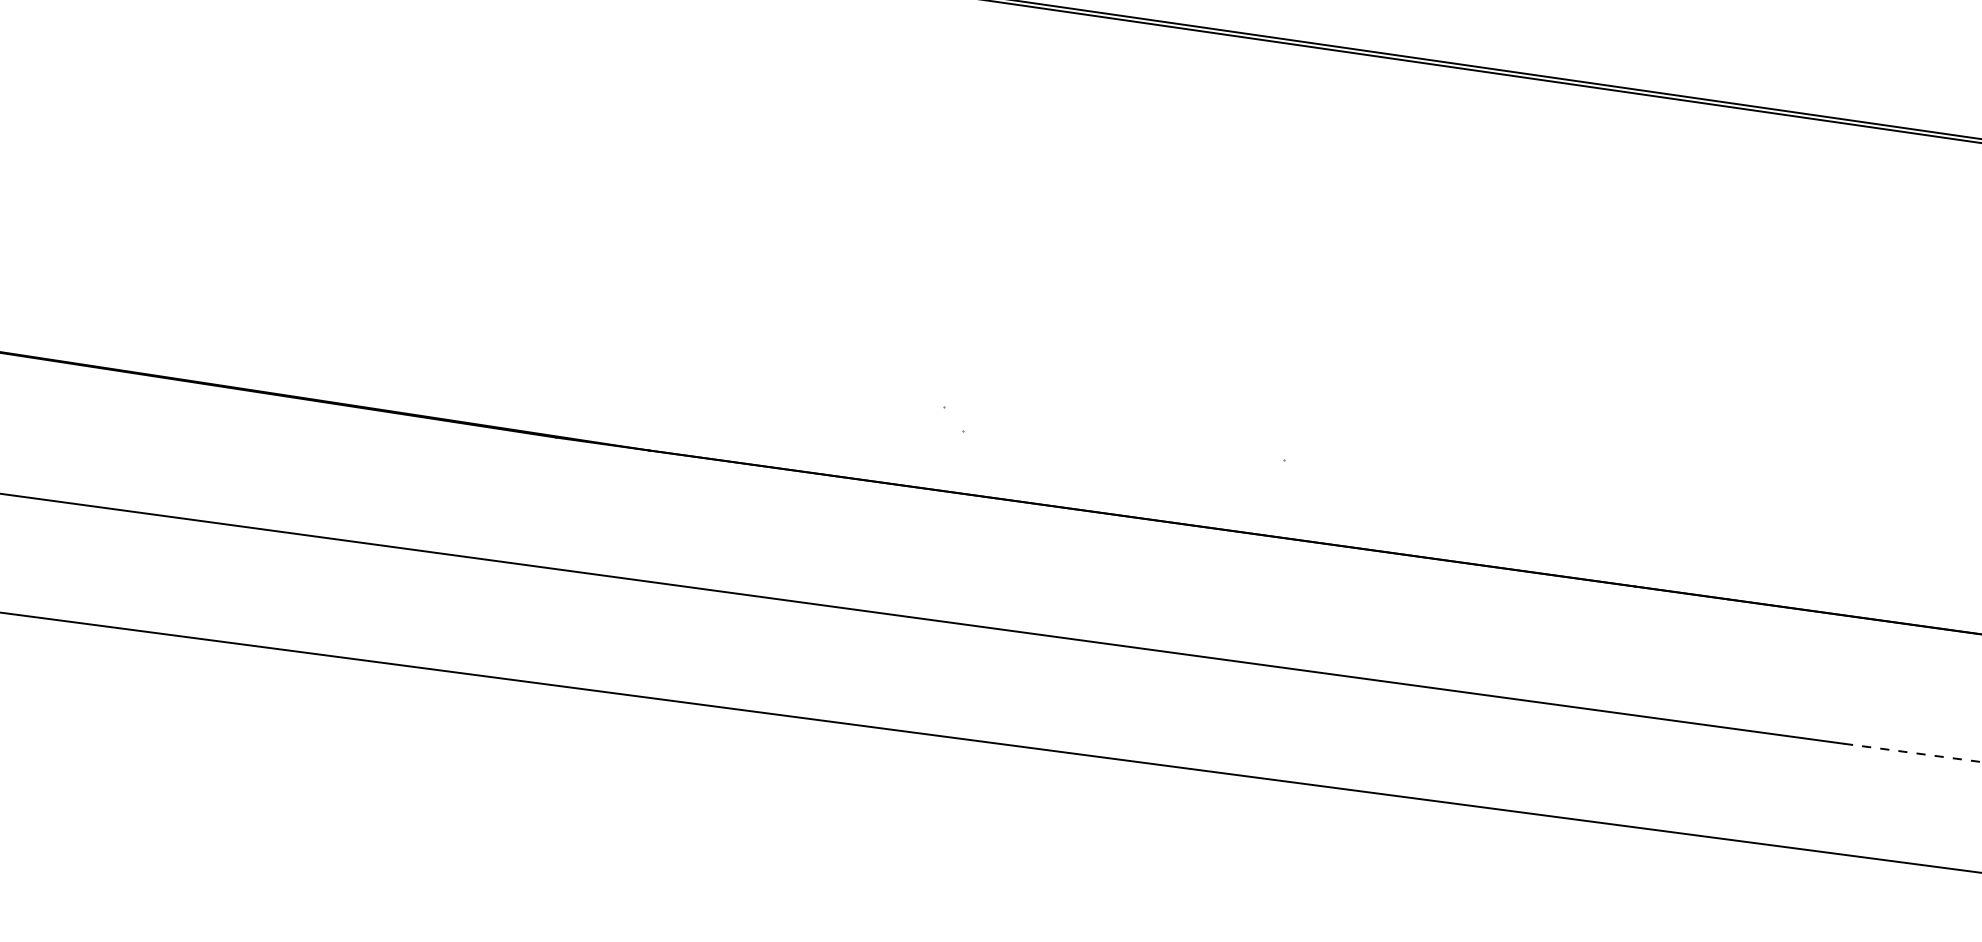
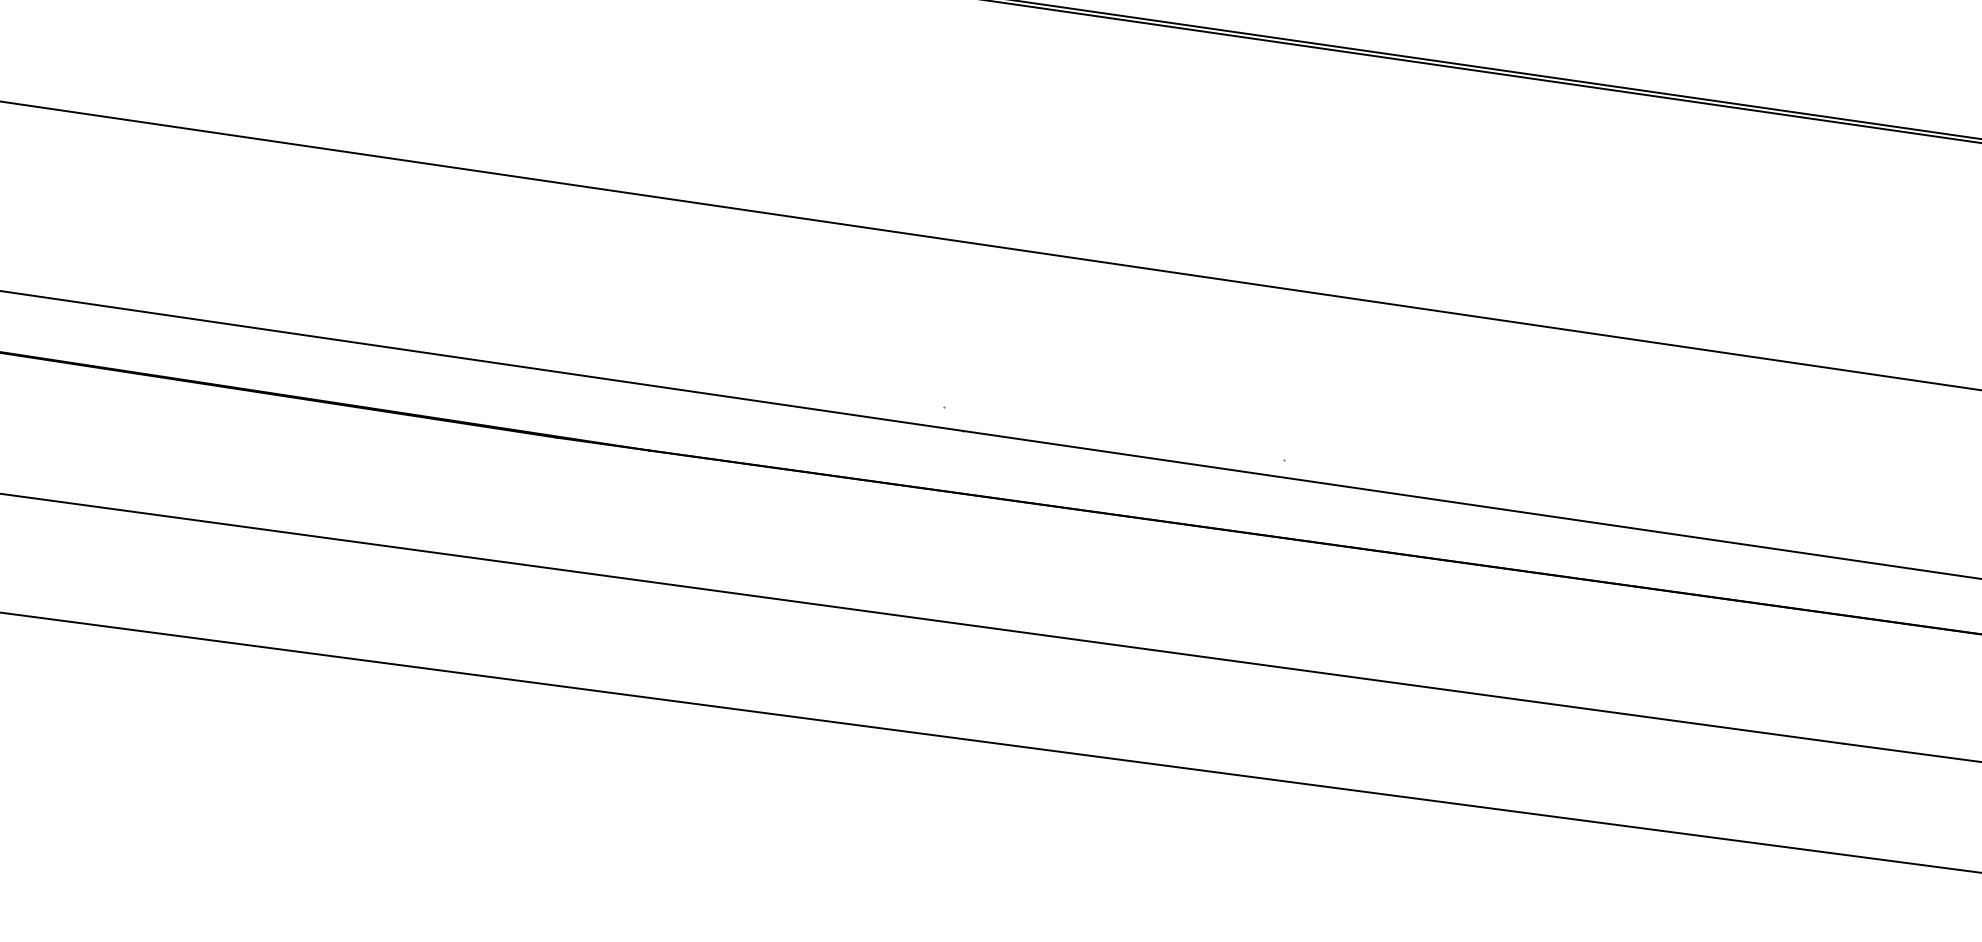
line: none -> present (990, 245)
line: none -> present (990, 434)
line: dashed -> solid (1913, 753)
